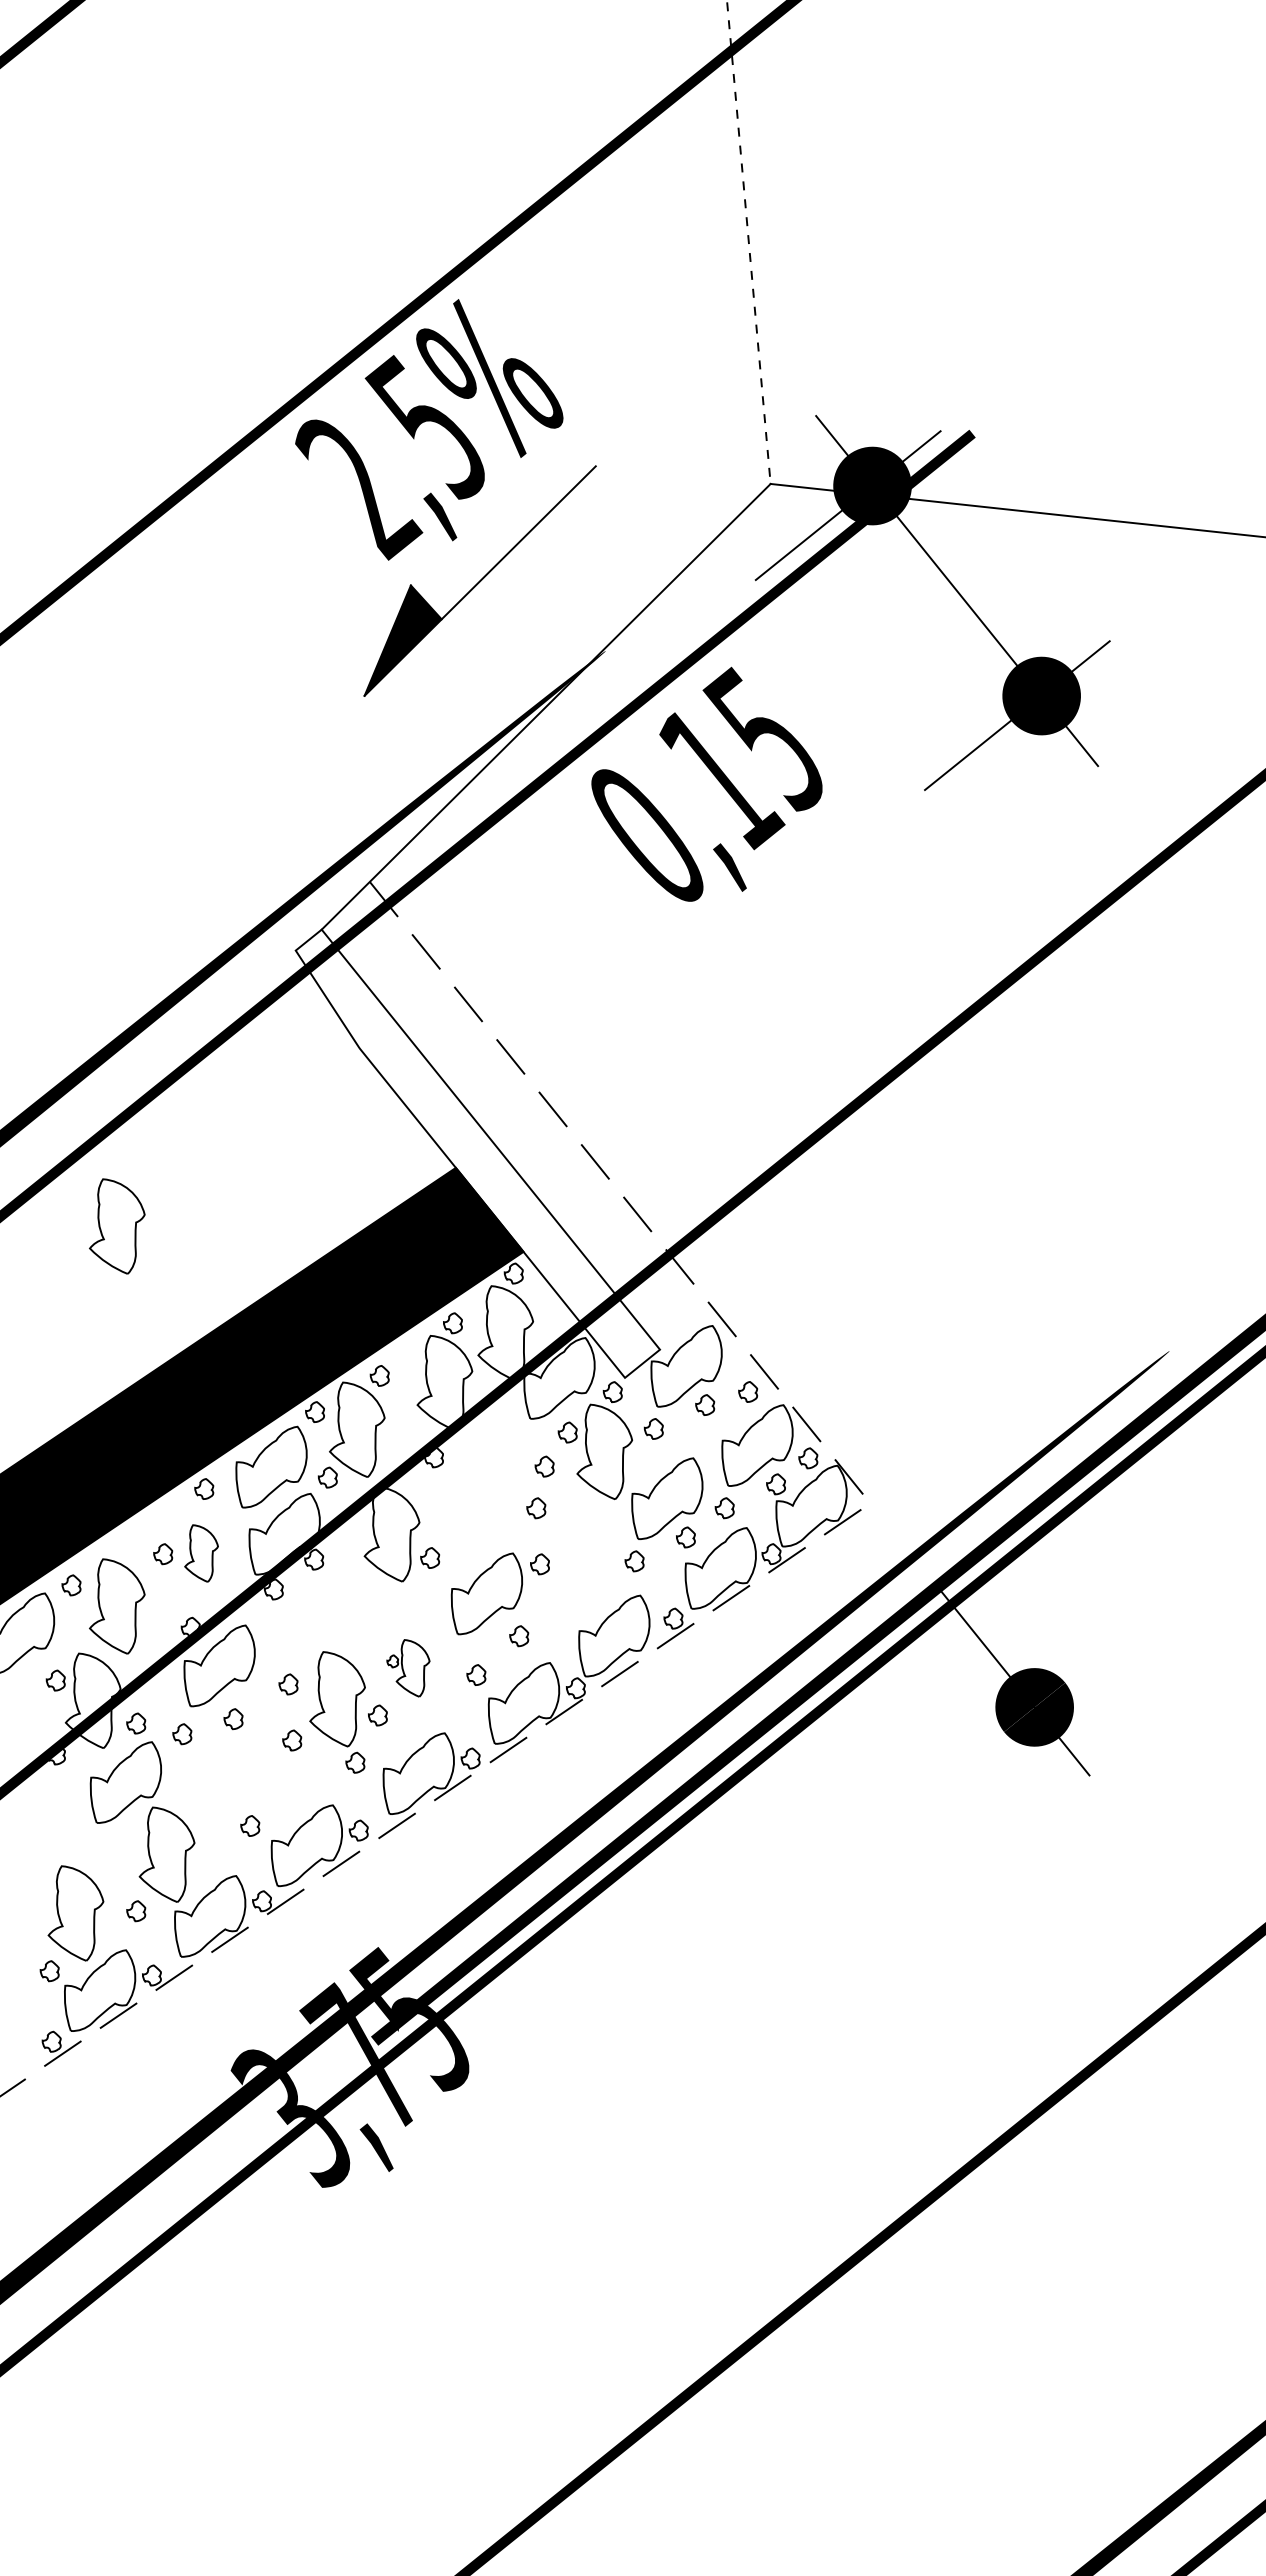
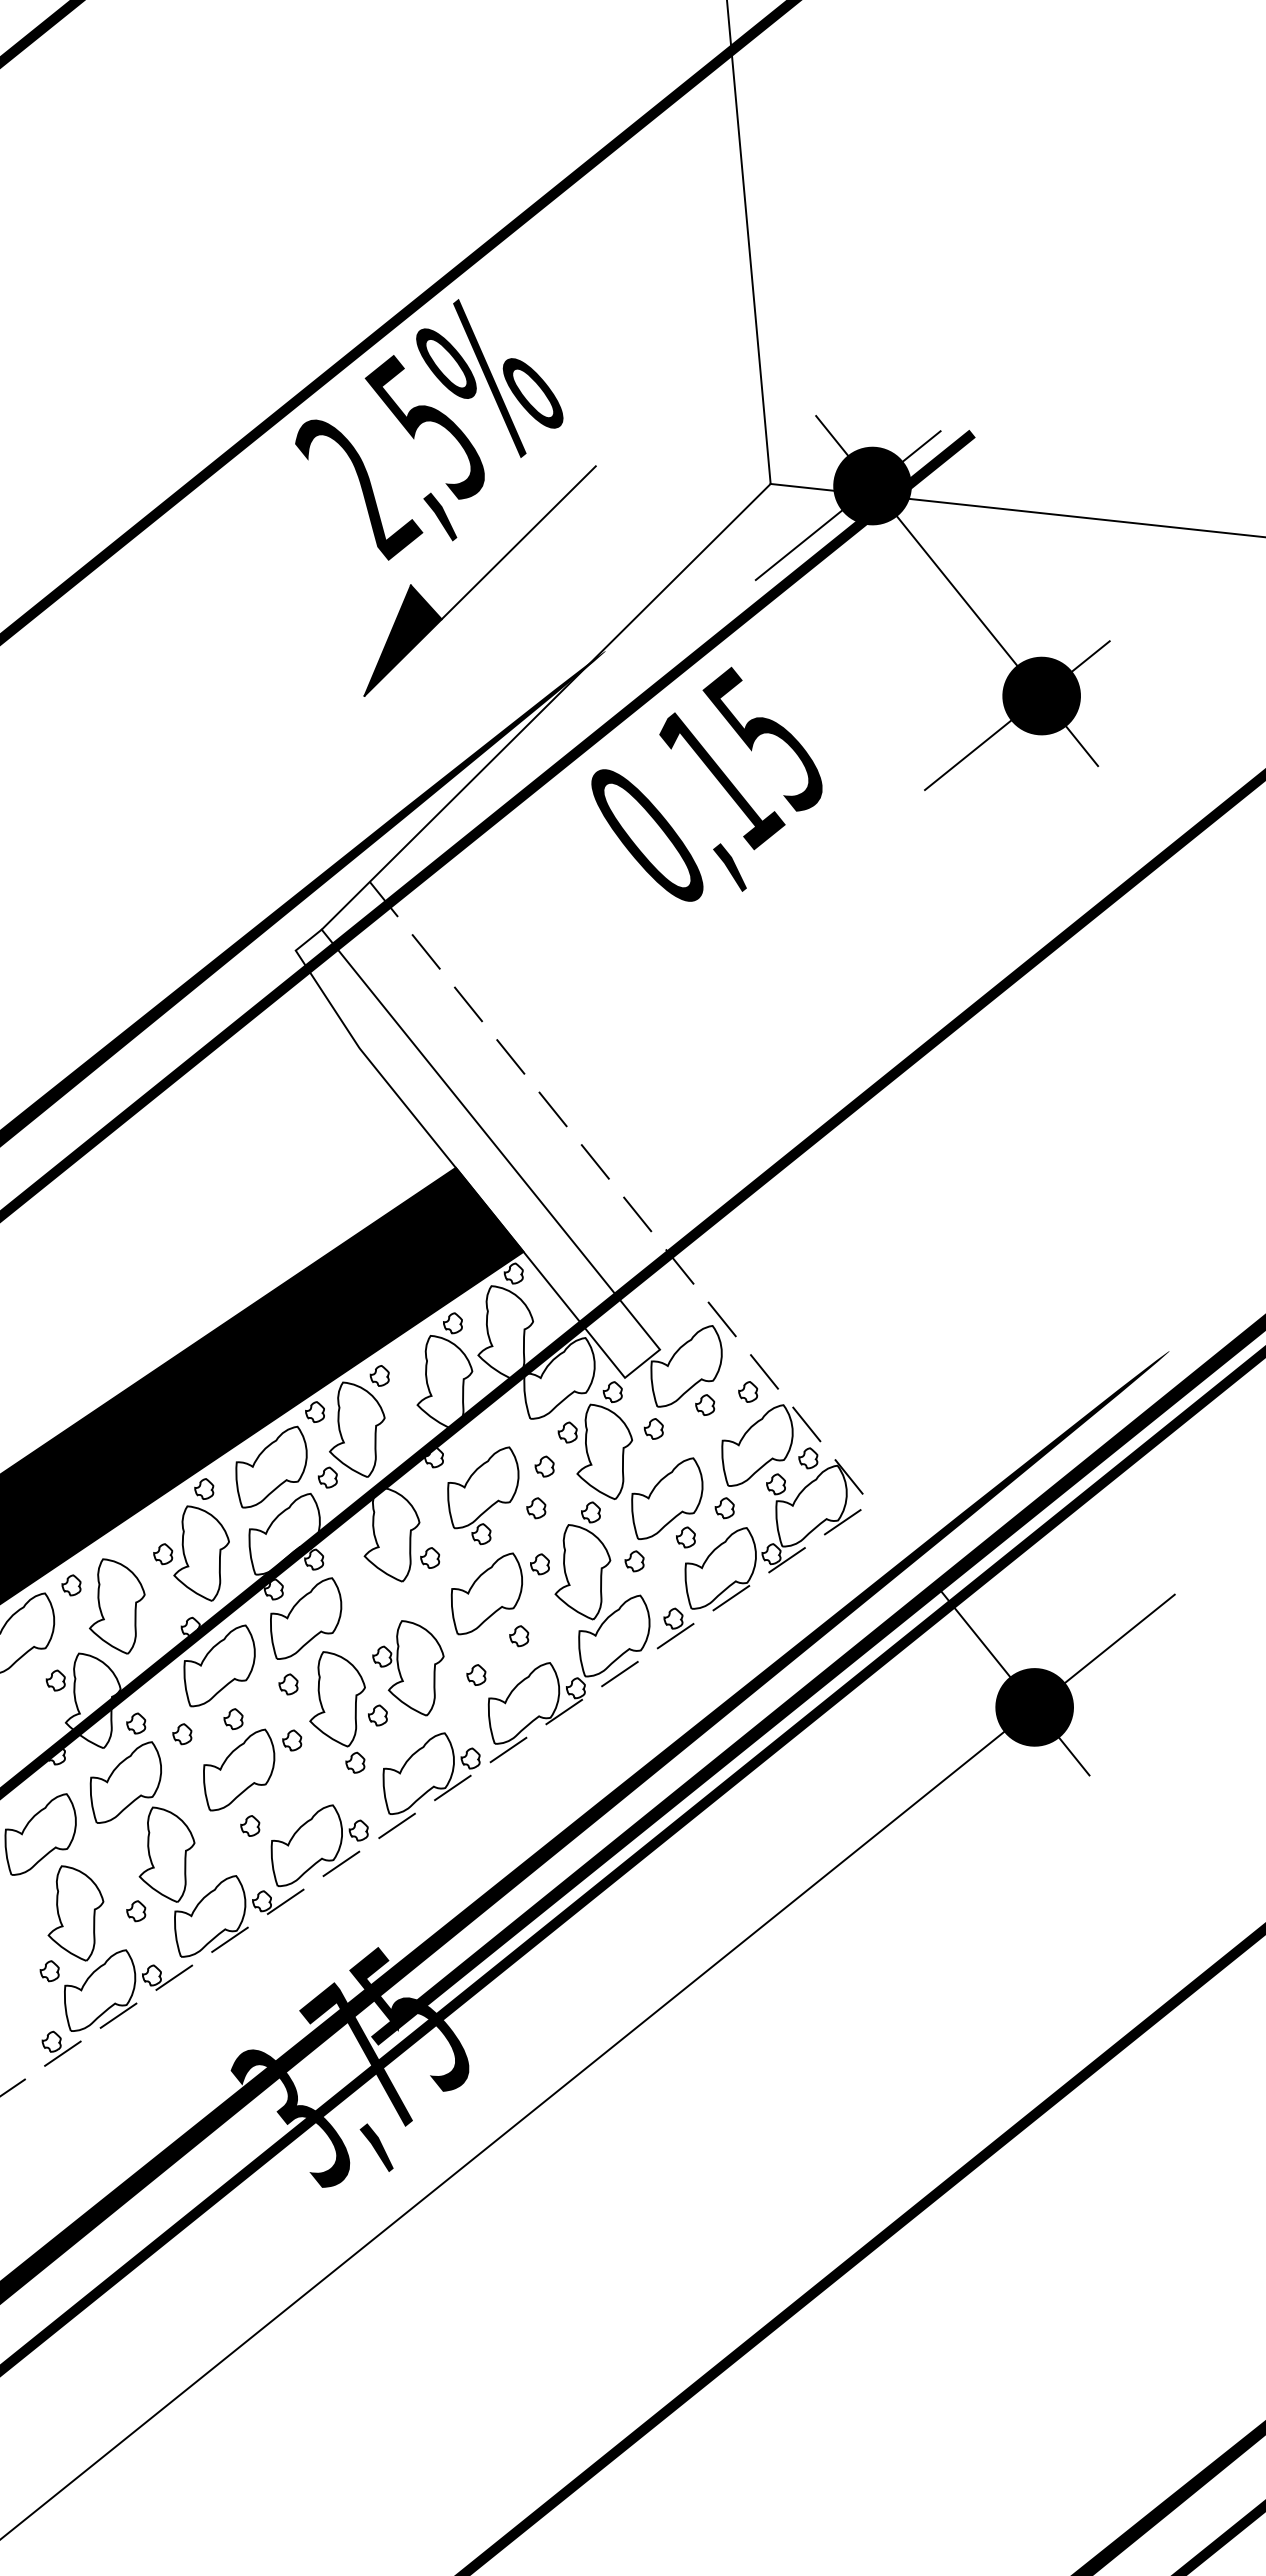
line: dashed -> solid (748, 242)
part: present -> none (117, 1226)
part: none -> present (483, 1495)
part size: 35x59 px -> 57x97 px (201, 1553)
part: none -> present (582, 1560)
part: none -> present (306, 1618)
part size: 45x59 px -> 73x97 px (408, 1668)
part: none -> present (239, 1769)
part: none -> present (40, 1834)
line: none -> present (588, 2066)
